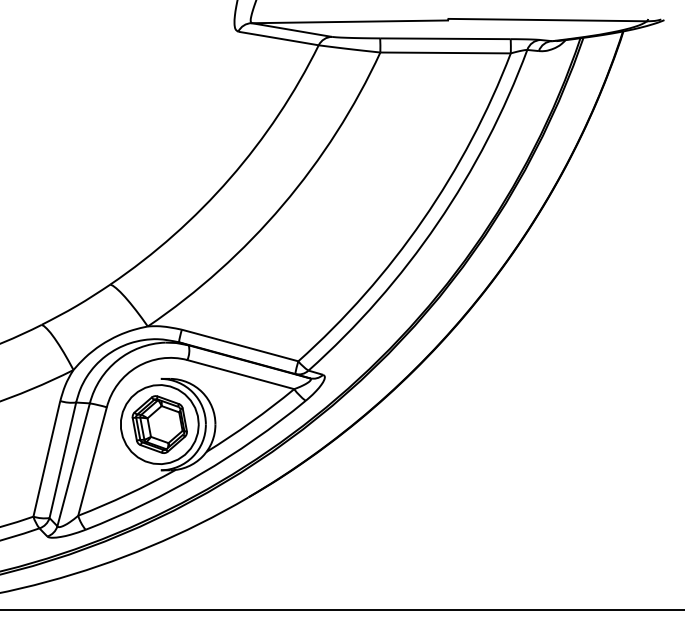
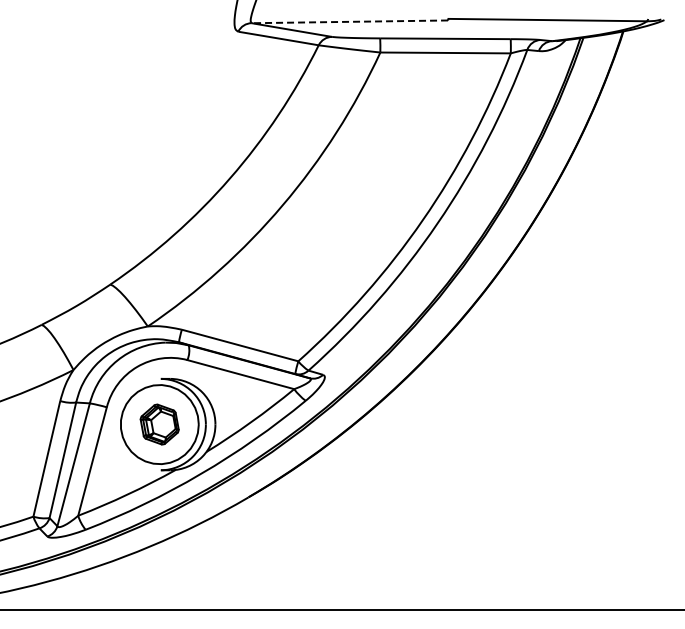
line: solid -> dashed (349, 21)
part size: 57x59 px -> 41x43 px (159, 424)
